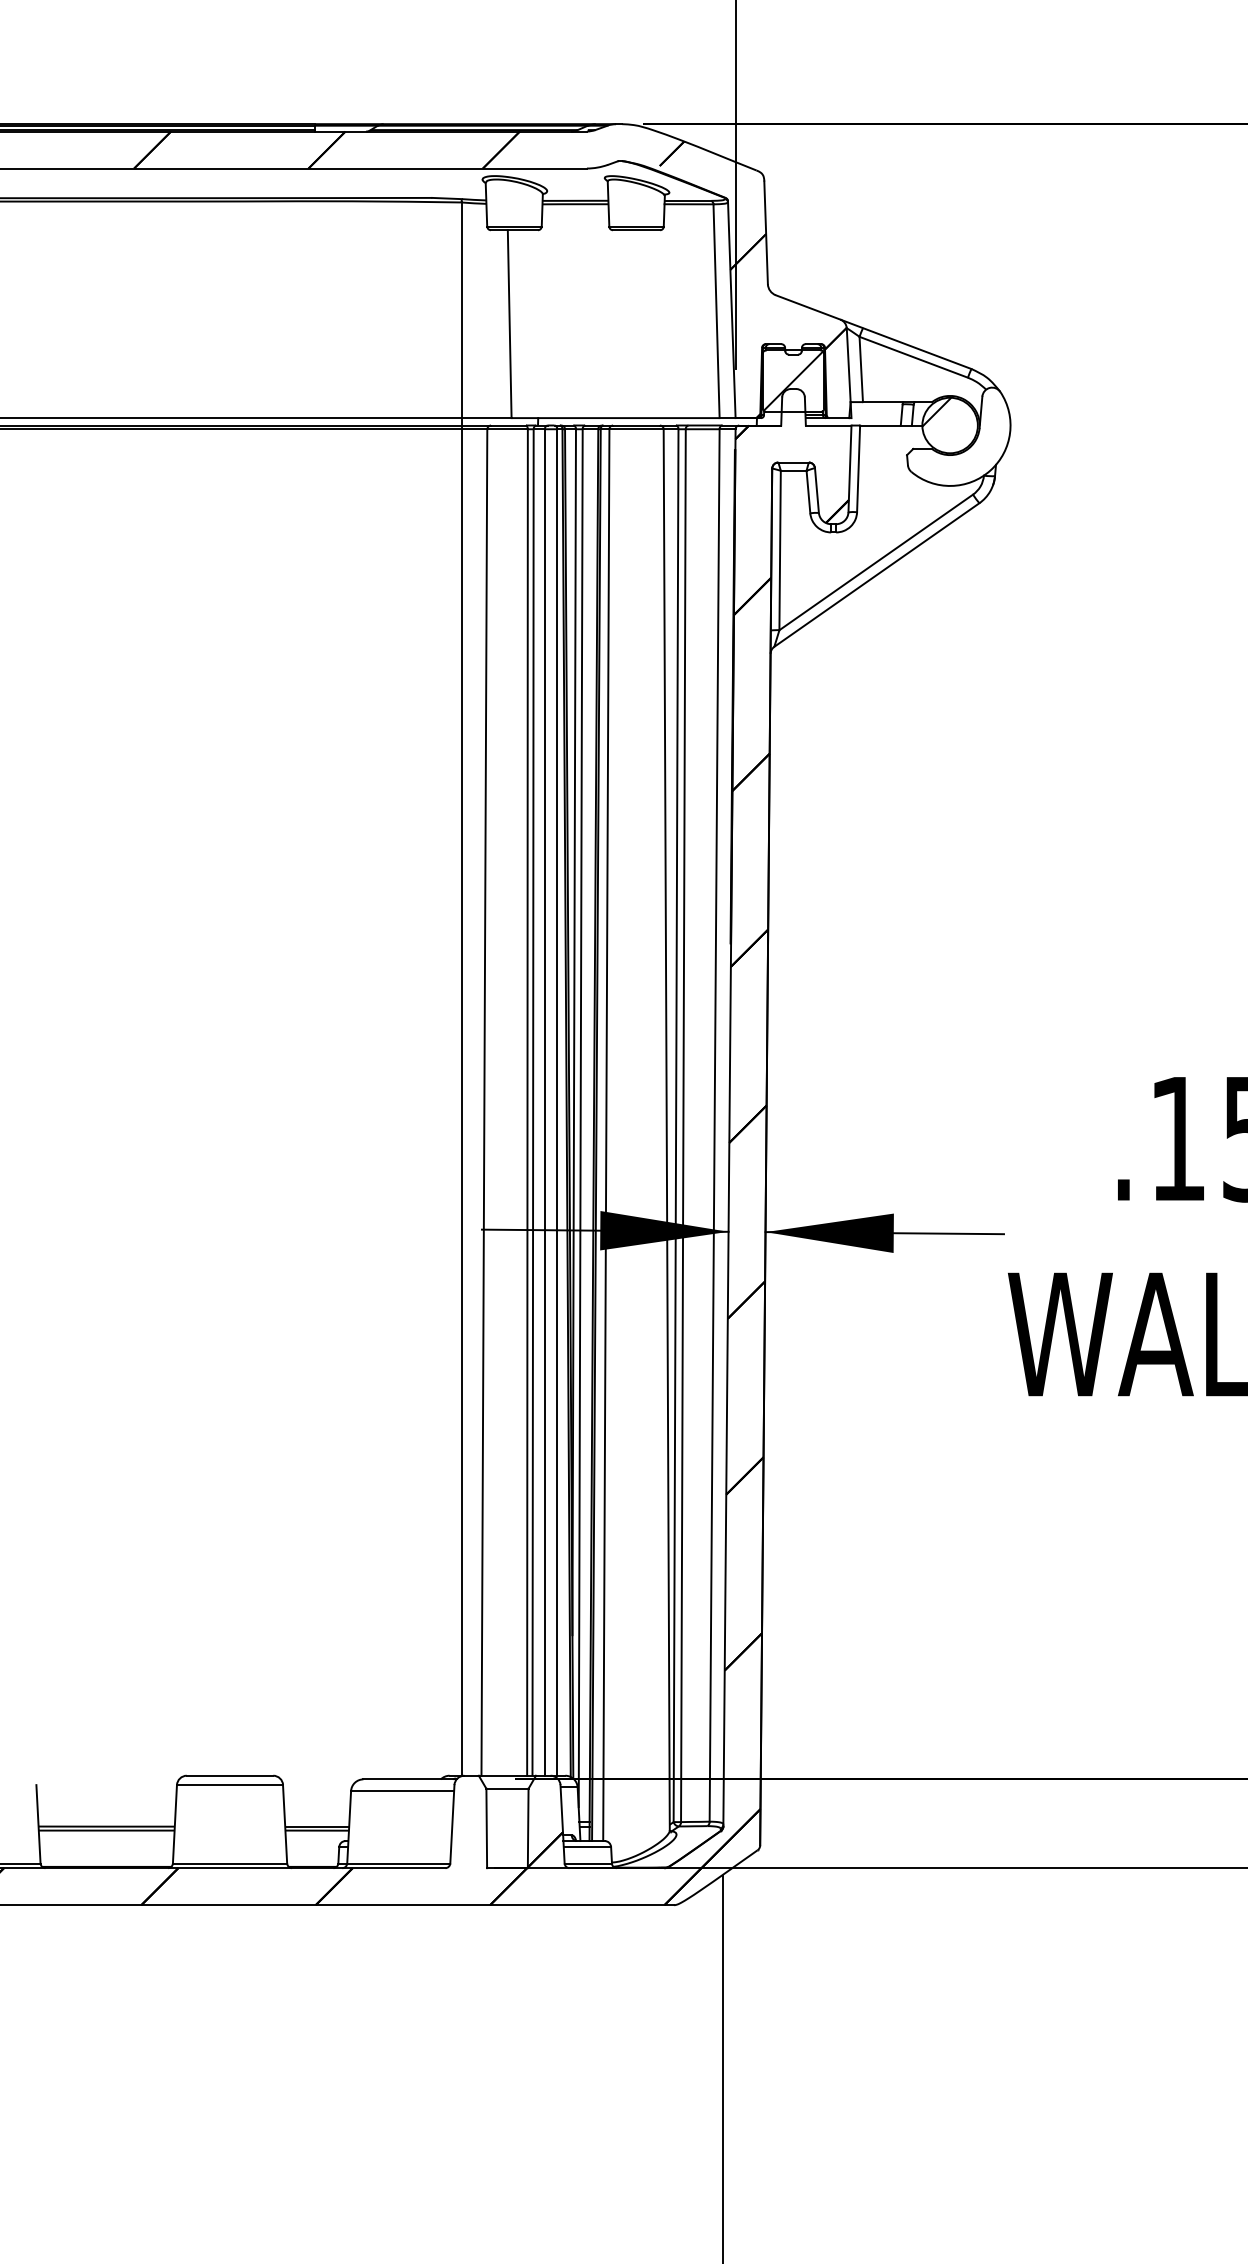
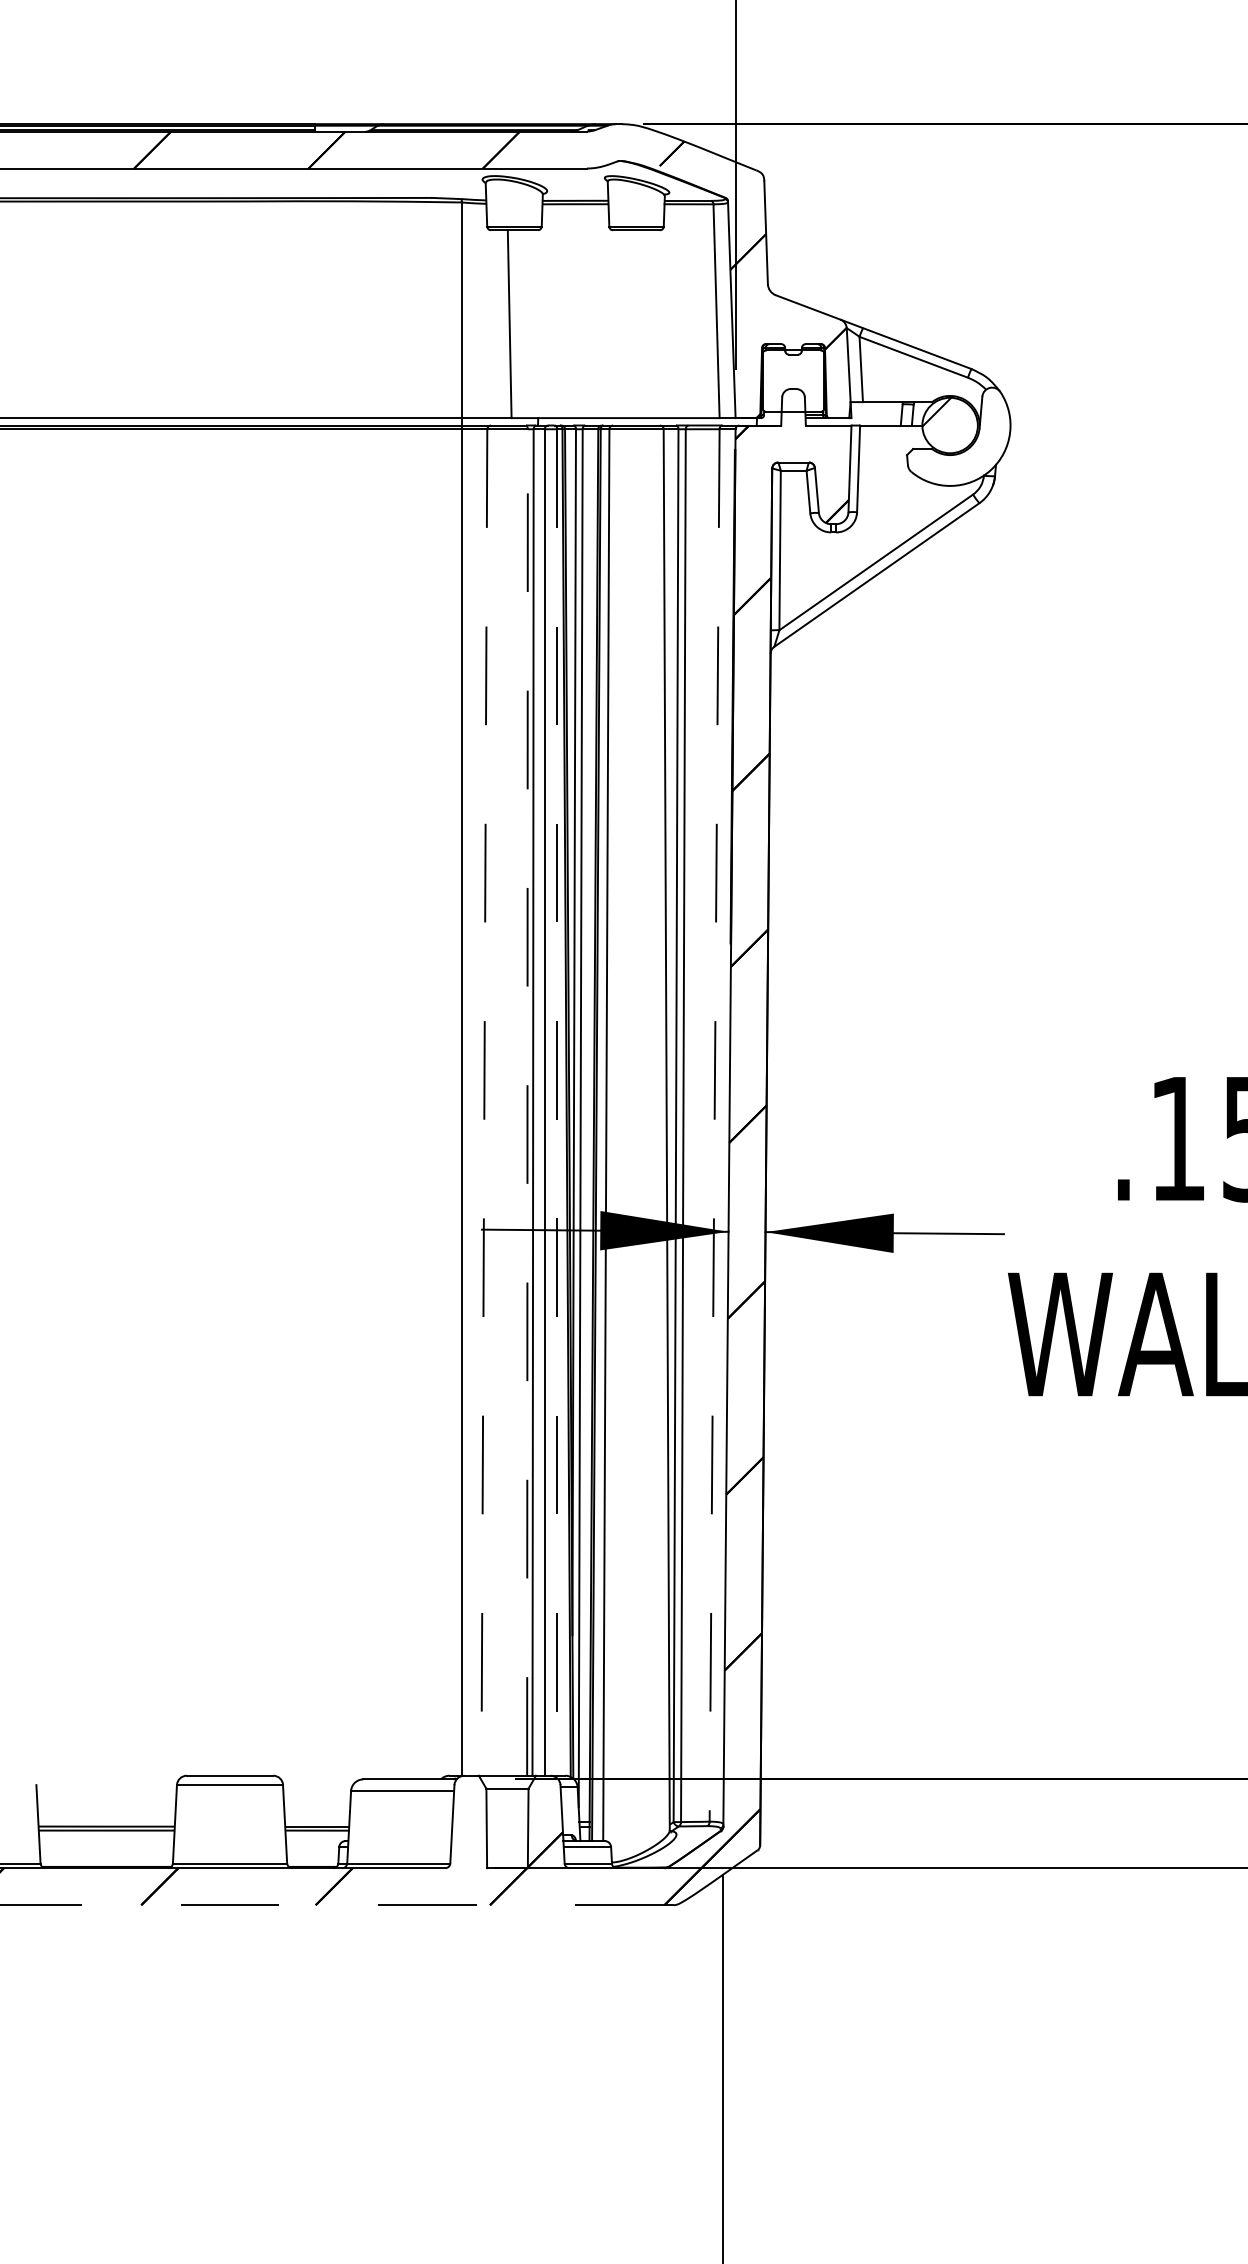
hatch: present -> none (793, 380)
line: solid -> dashed (484, 1102)
line: solid -> dashed (527, 1102)
line: solid -> dashed (557, 1102)
line: solid -> dashed (714, 1125)
line: solid -> dashed (337, 1905)
